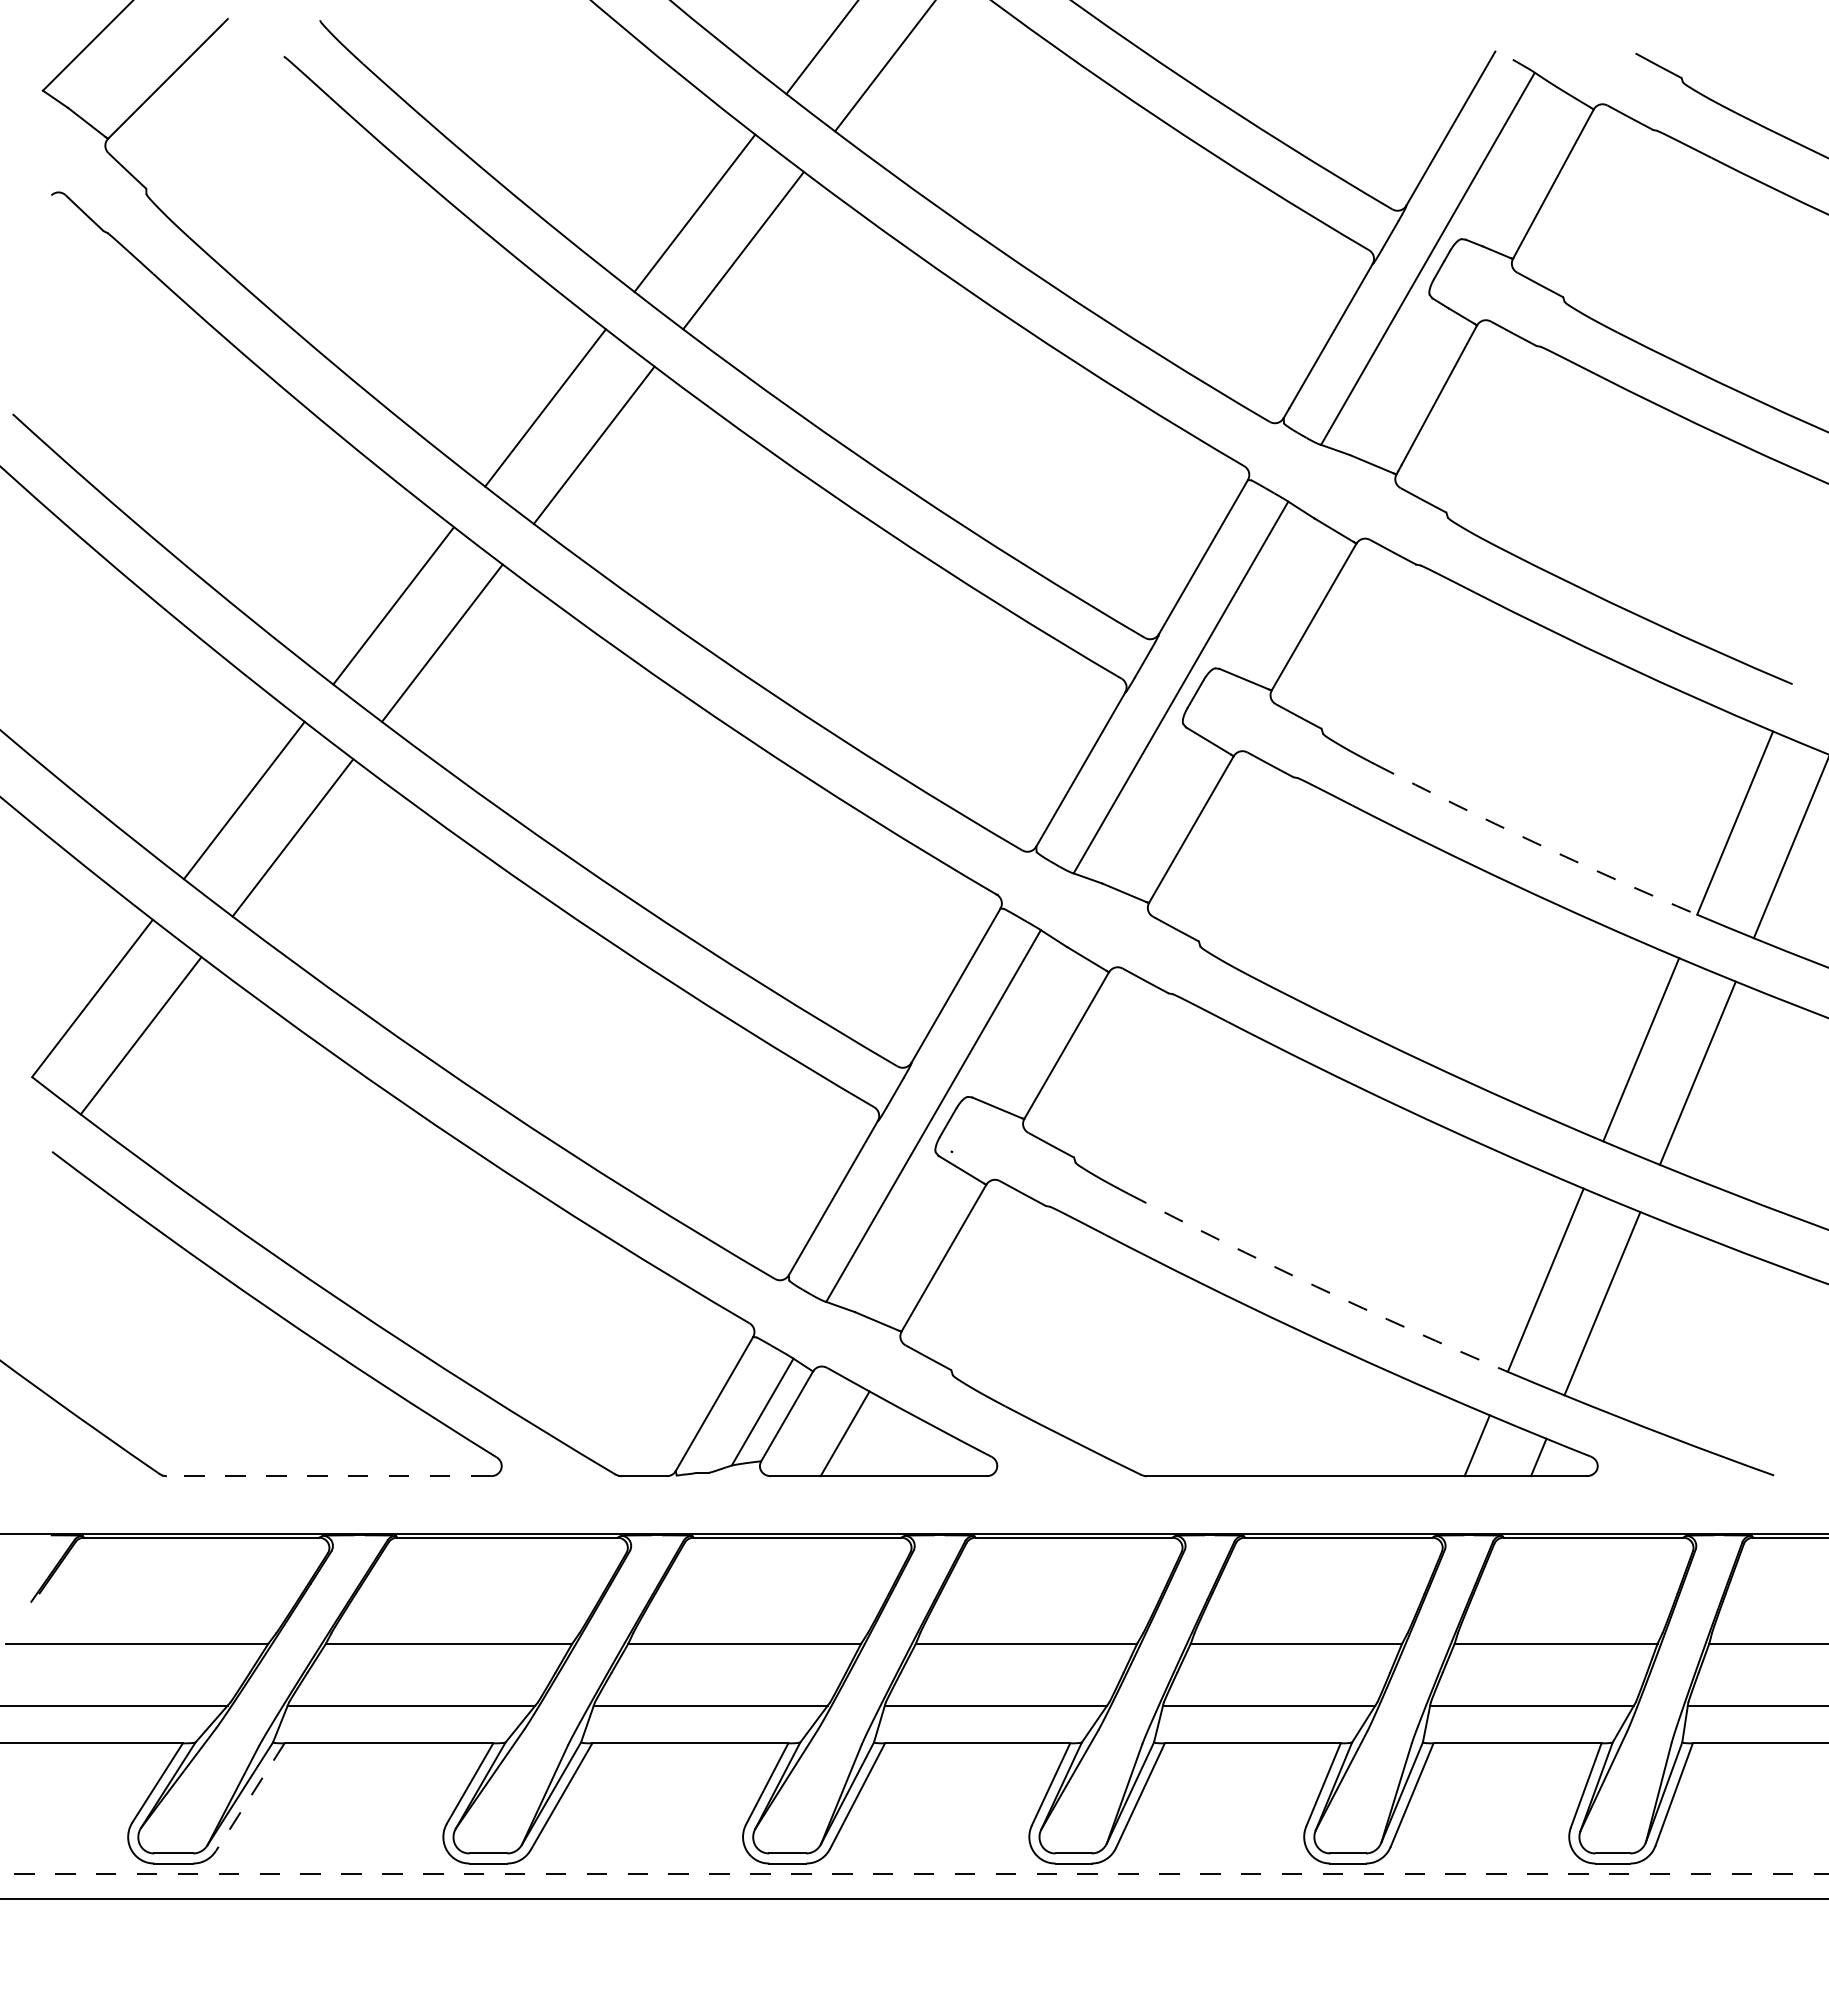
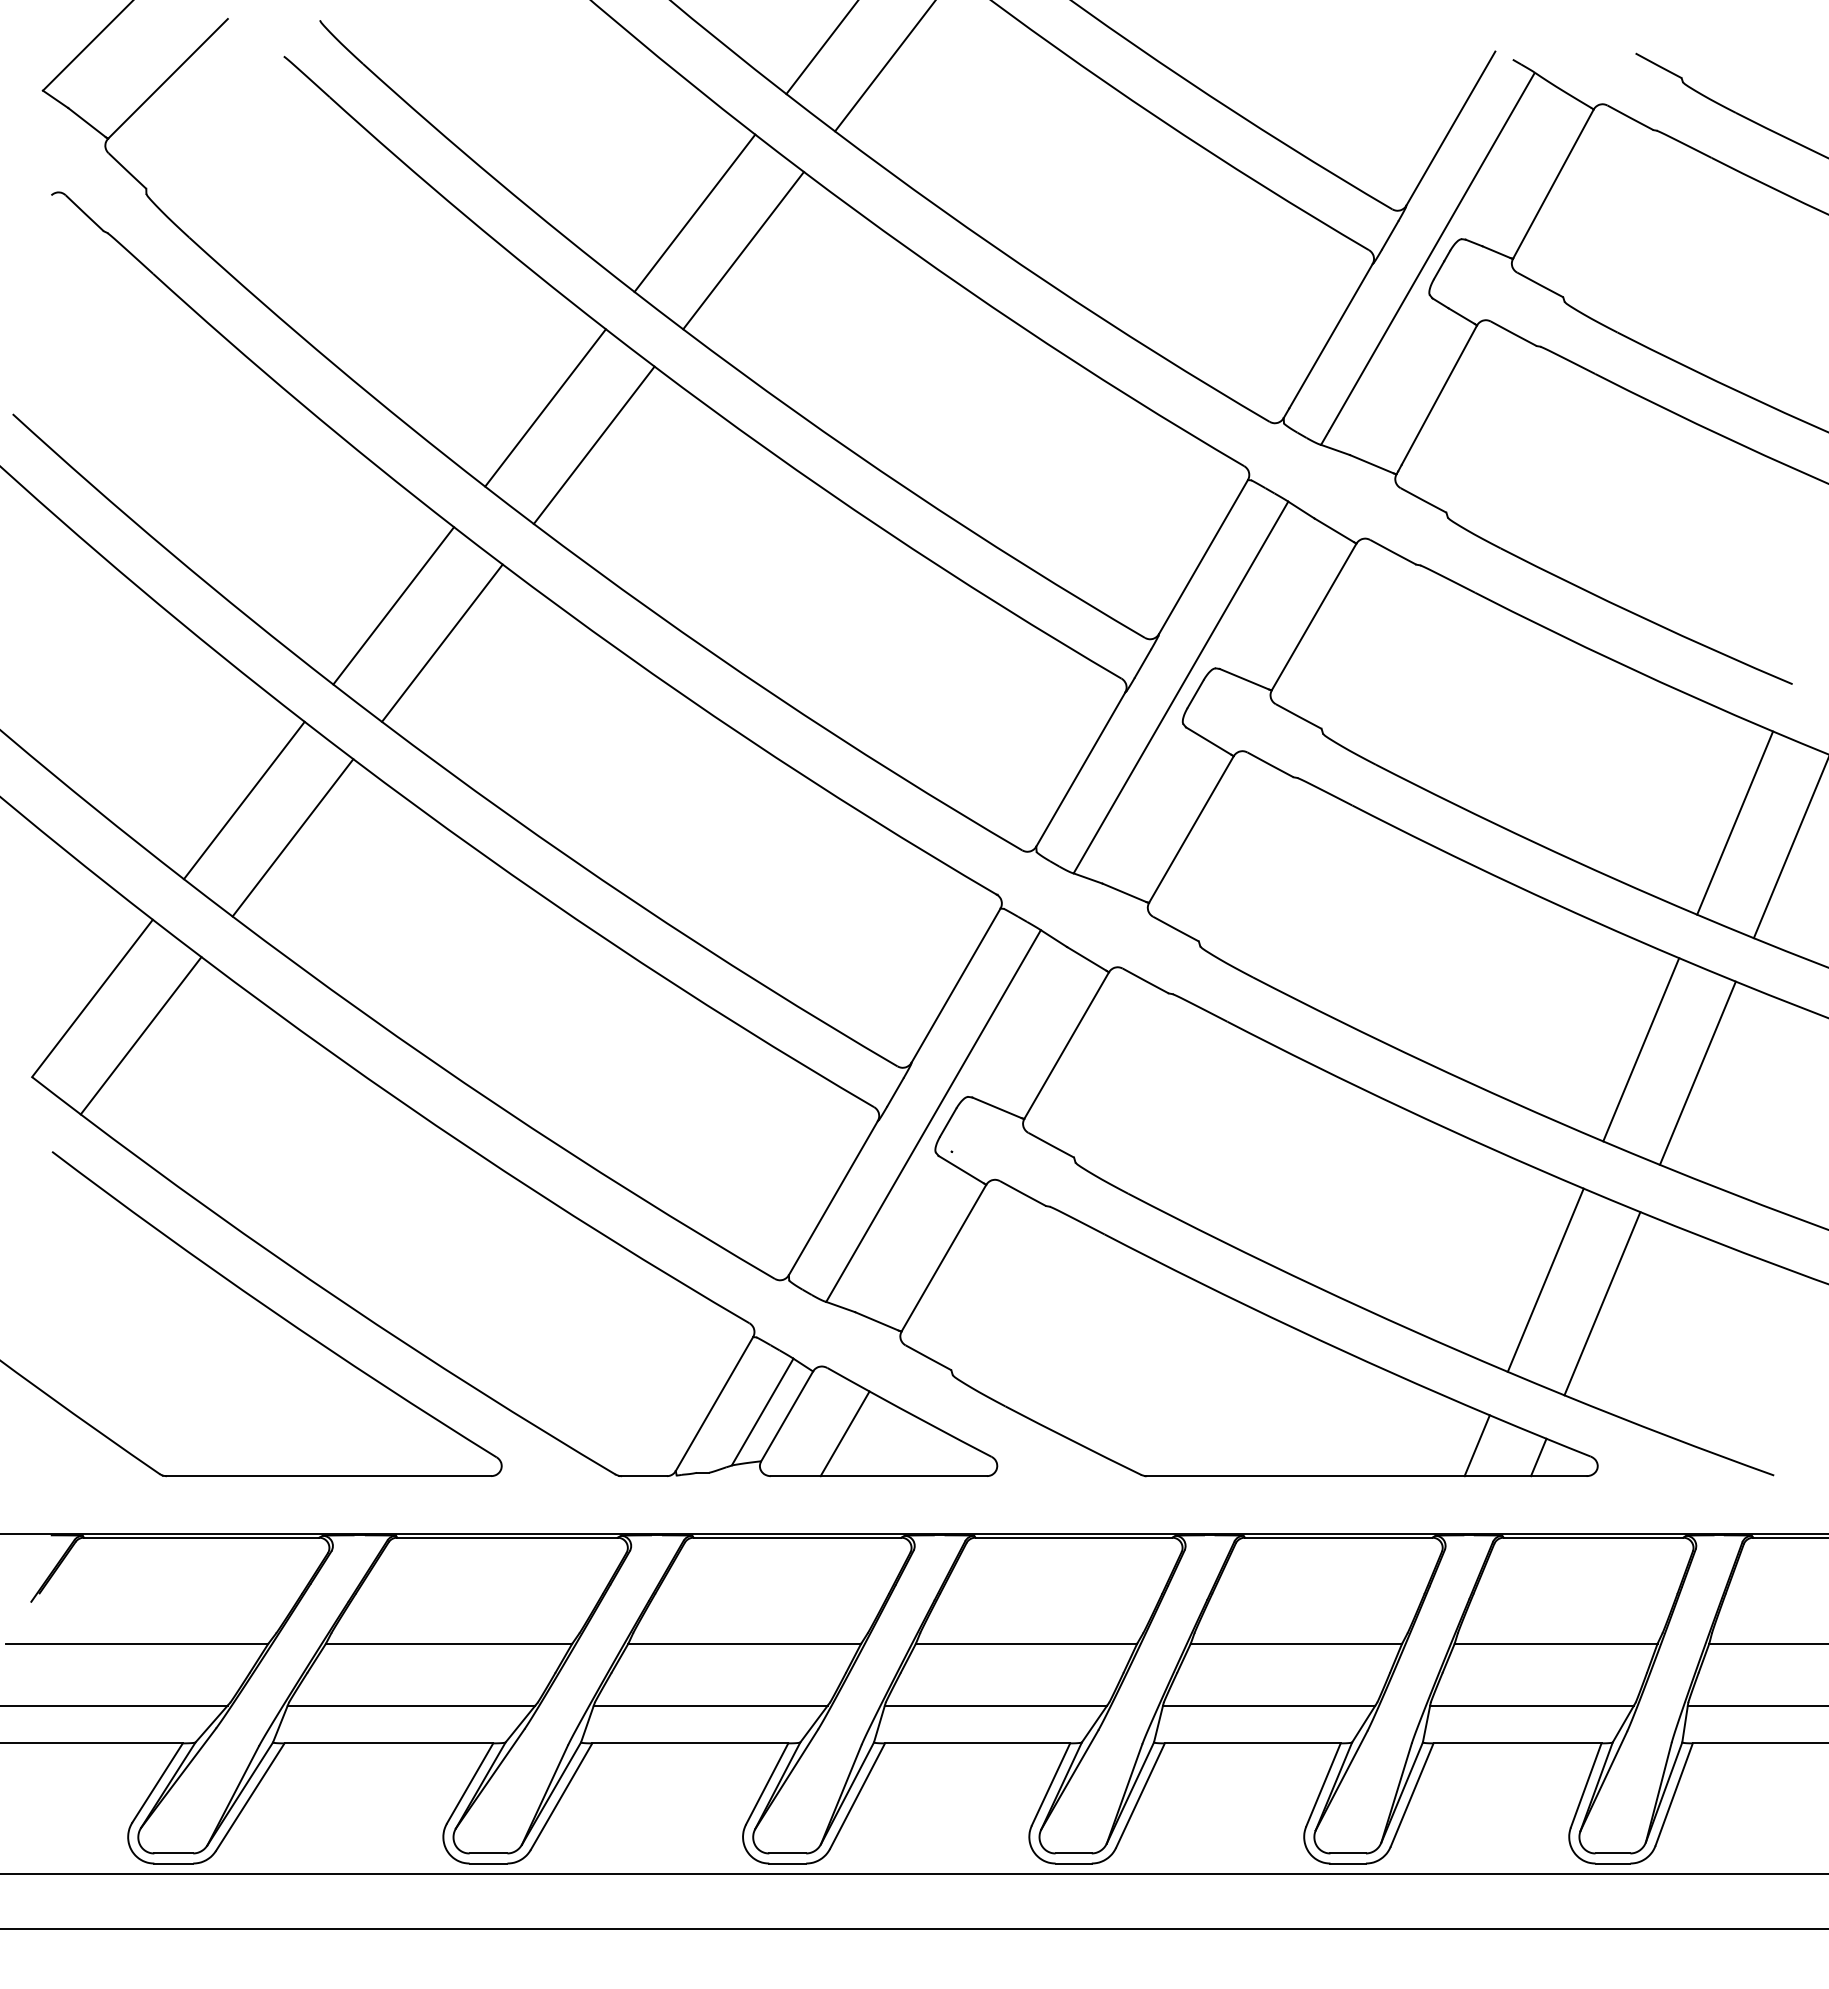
arc: dashed -> solid (1535, 842)
arc: dashed -> solid (1316, 1286)
line: dashed -> solid (328, 1476)
line: dashed -> solid (250, 1797)
line: dashed -> solid (914, 1873)
line position: (913, 1899) -> (913, 1929) (913, 1929)
